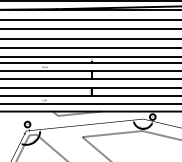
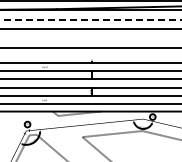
line: solid -> dashed (90, 19)
line: present -> none (90, 38)
line: present -> none (90, 57)
